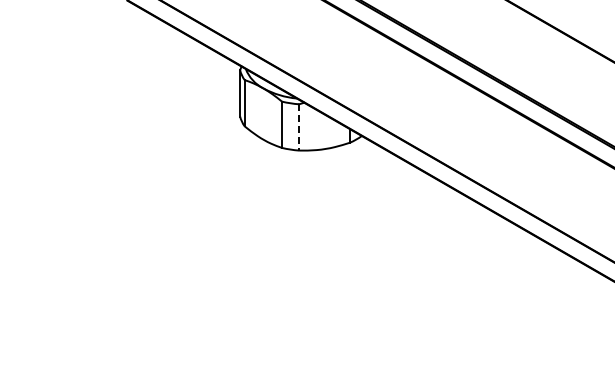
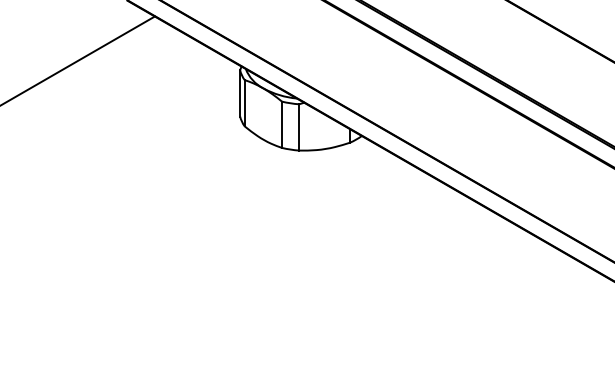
line: none -> present (78, 60)
line: dashed -> solid (299, 127)
